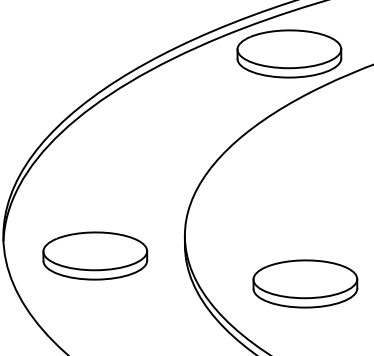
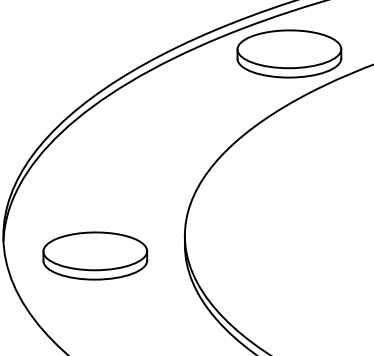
part: present -> none (305, 283)
